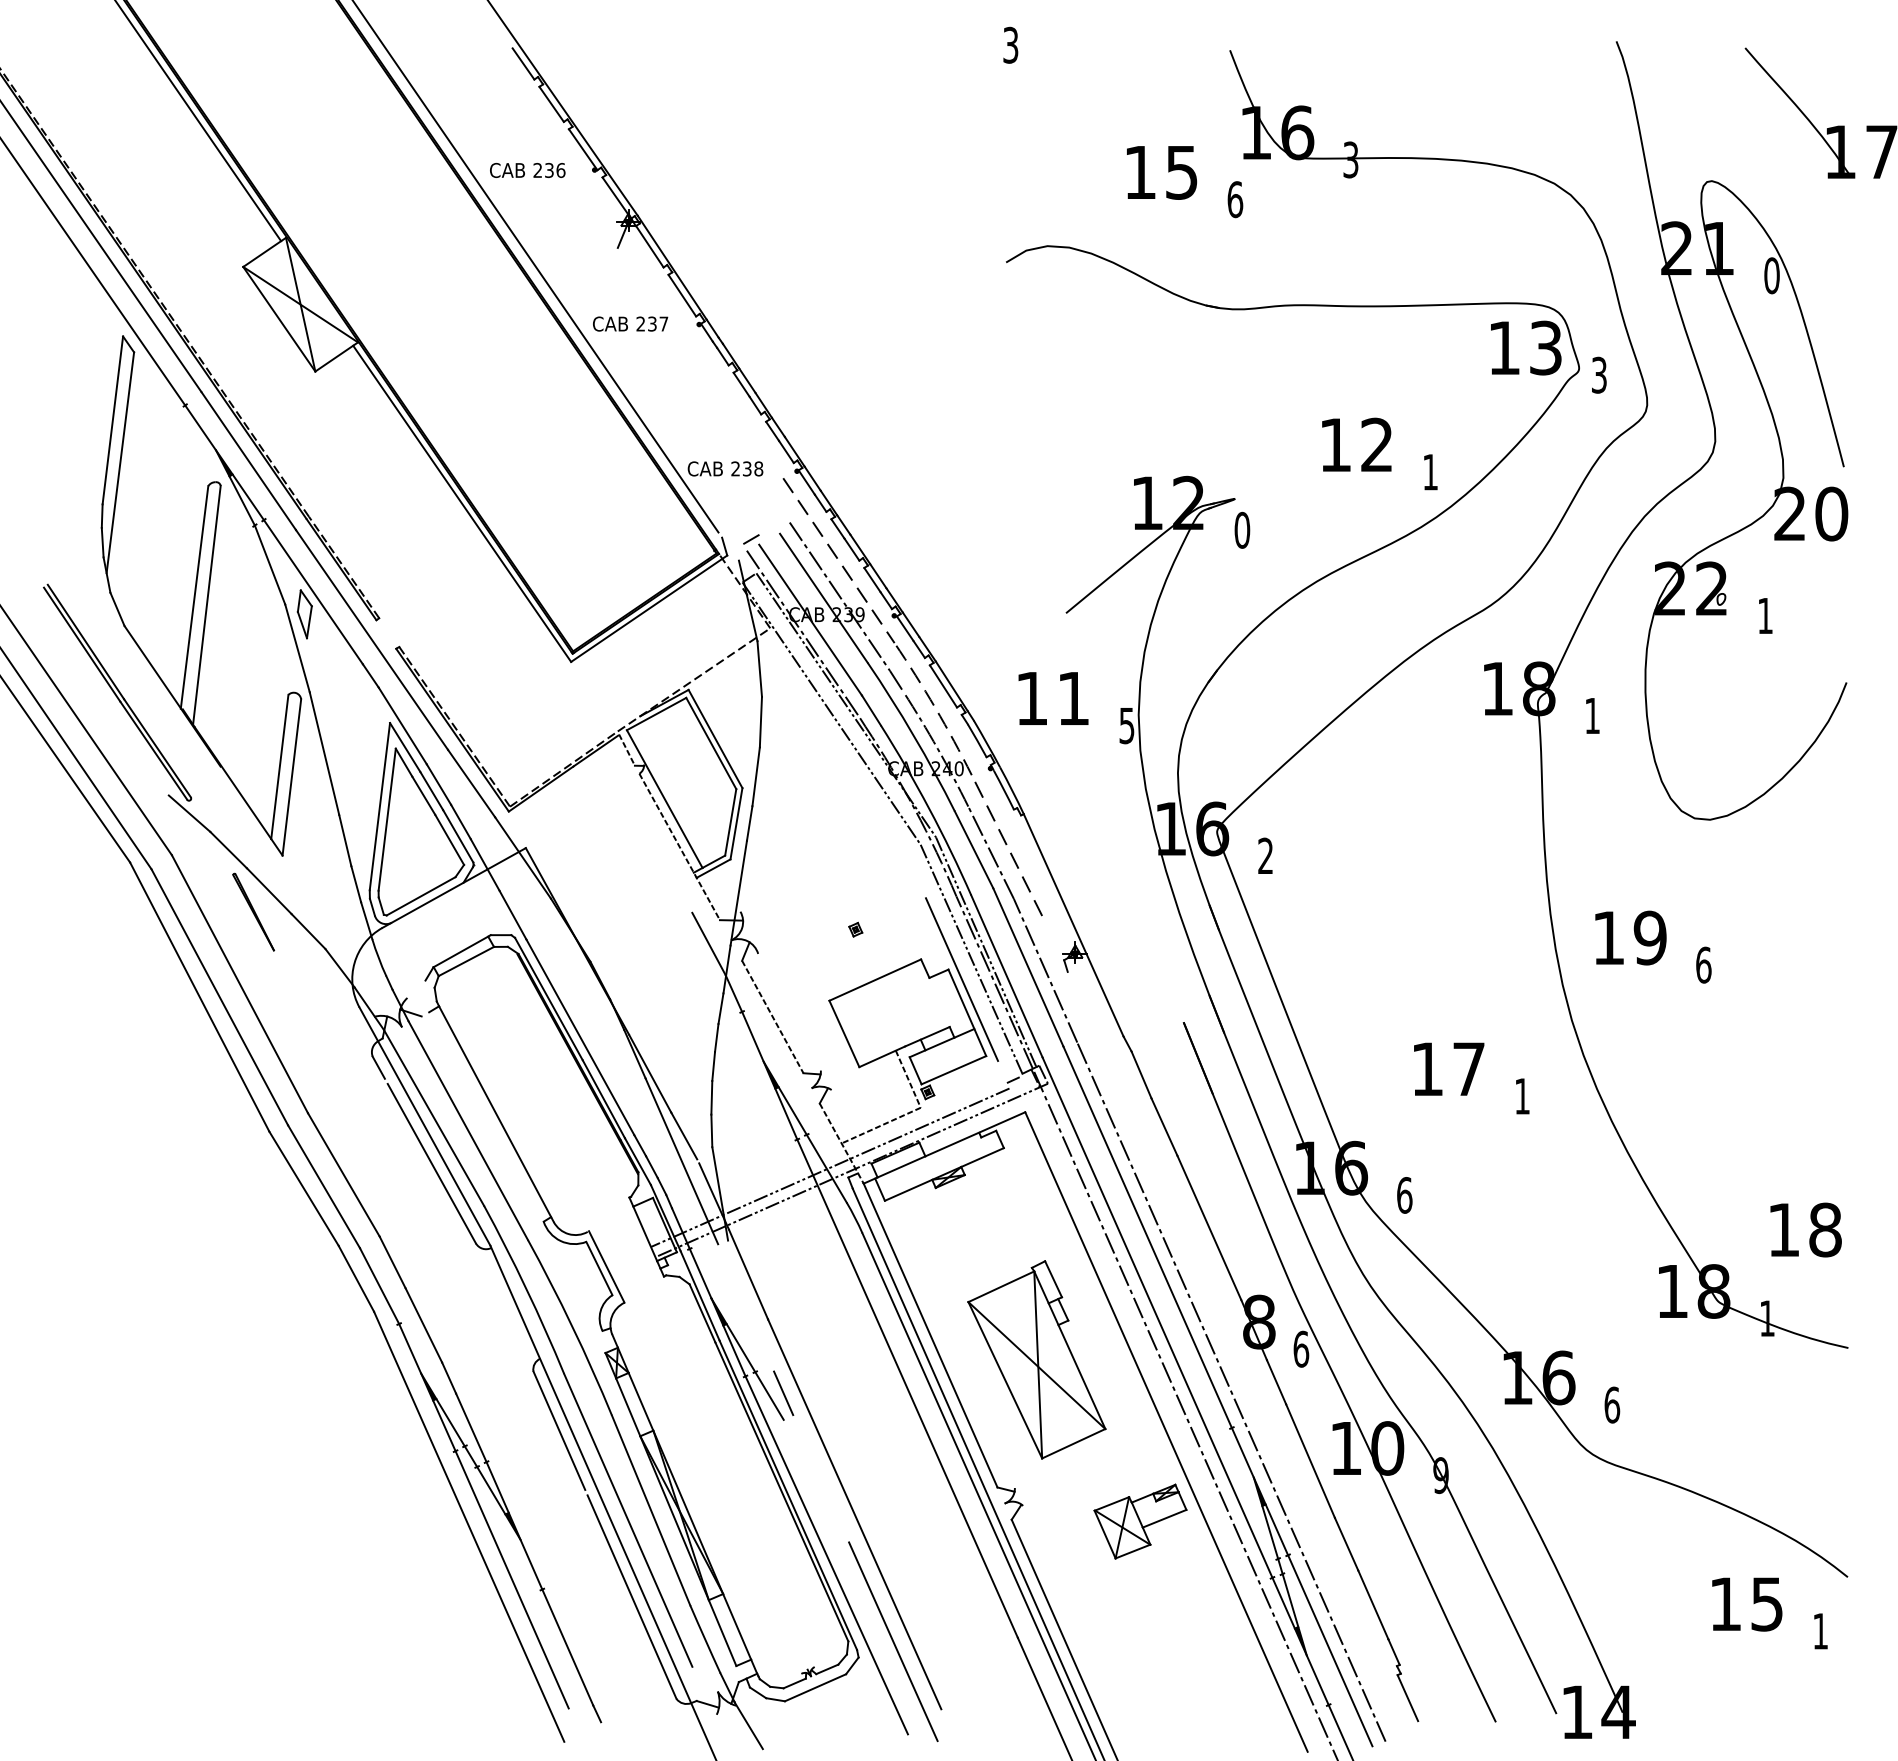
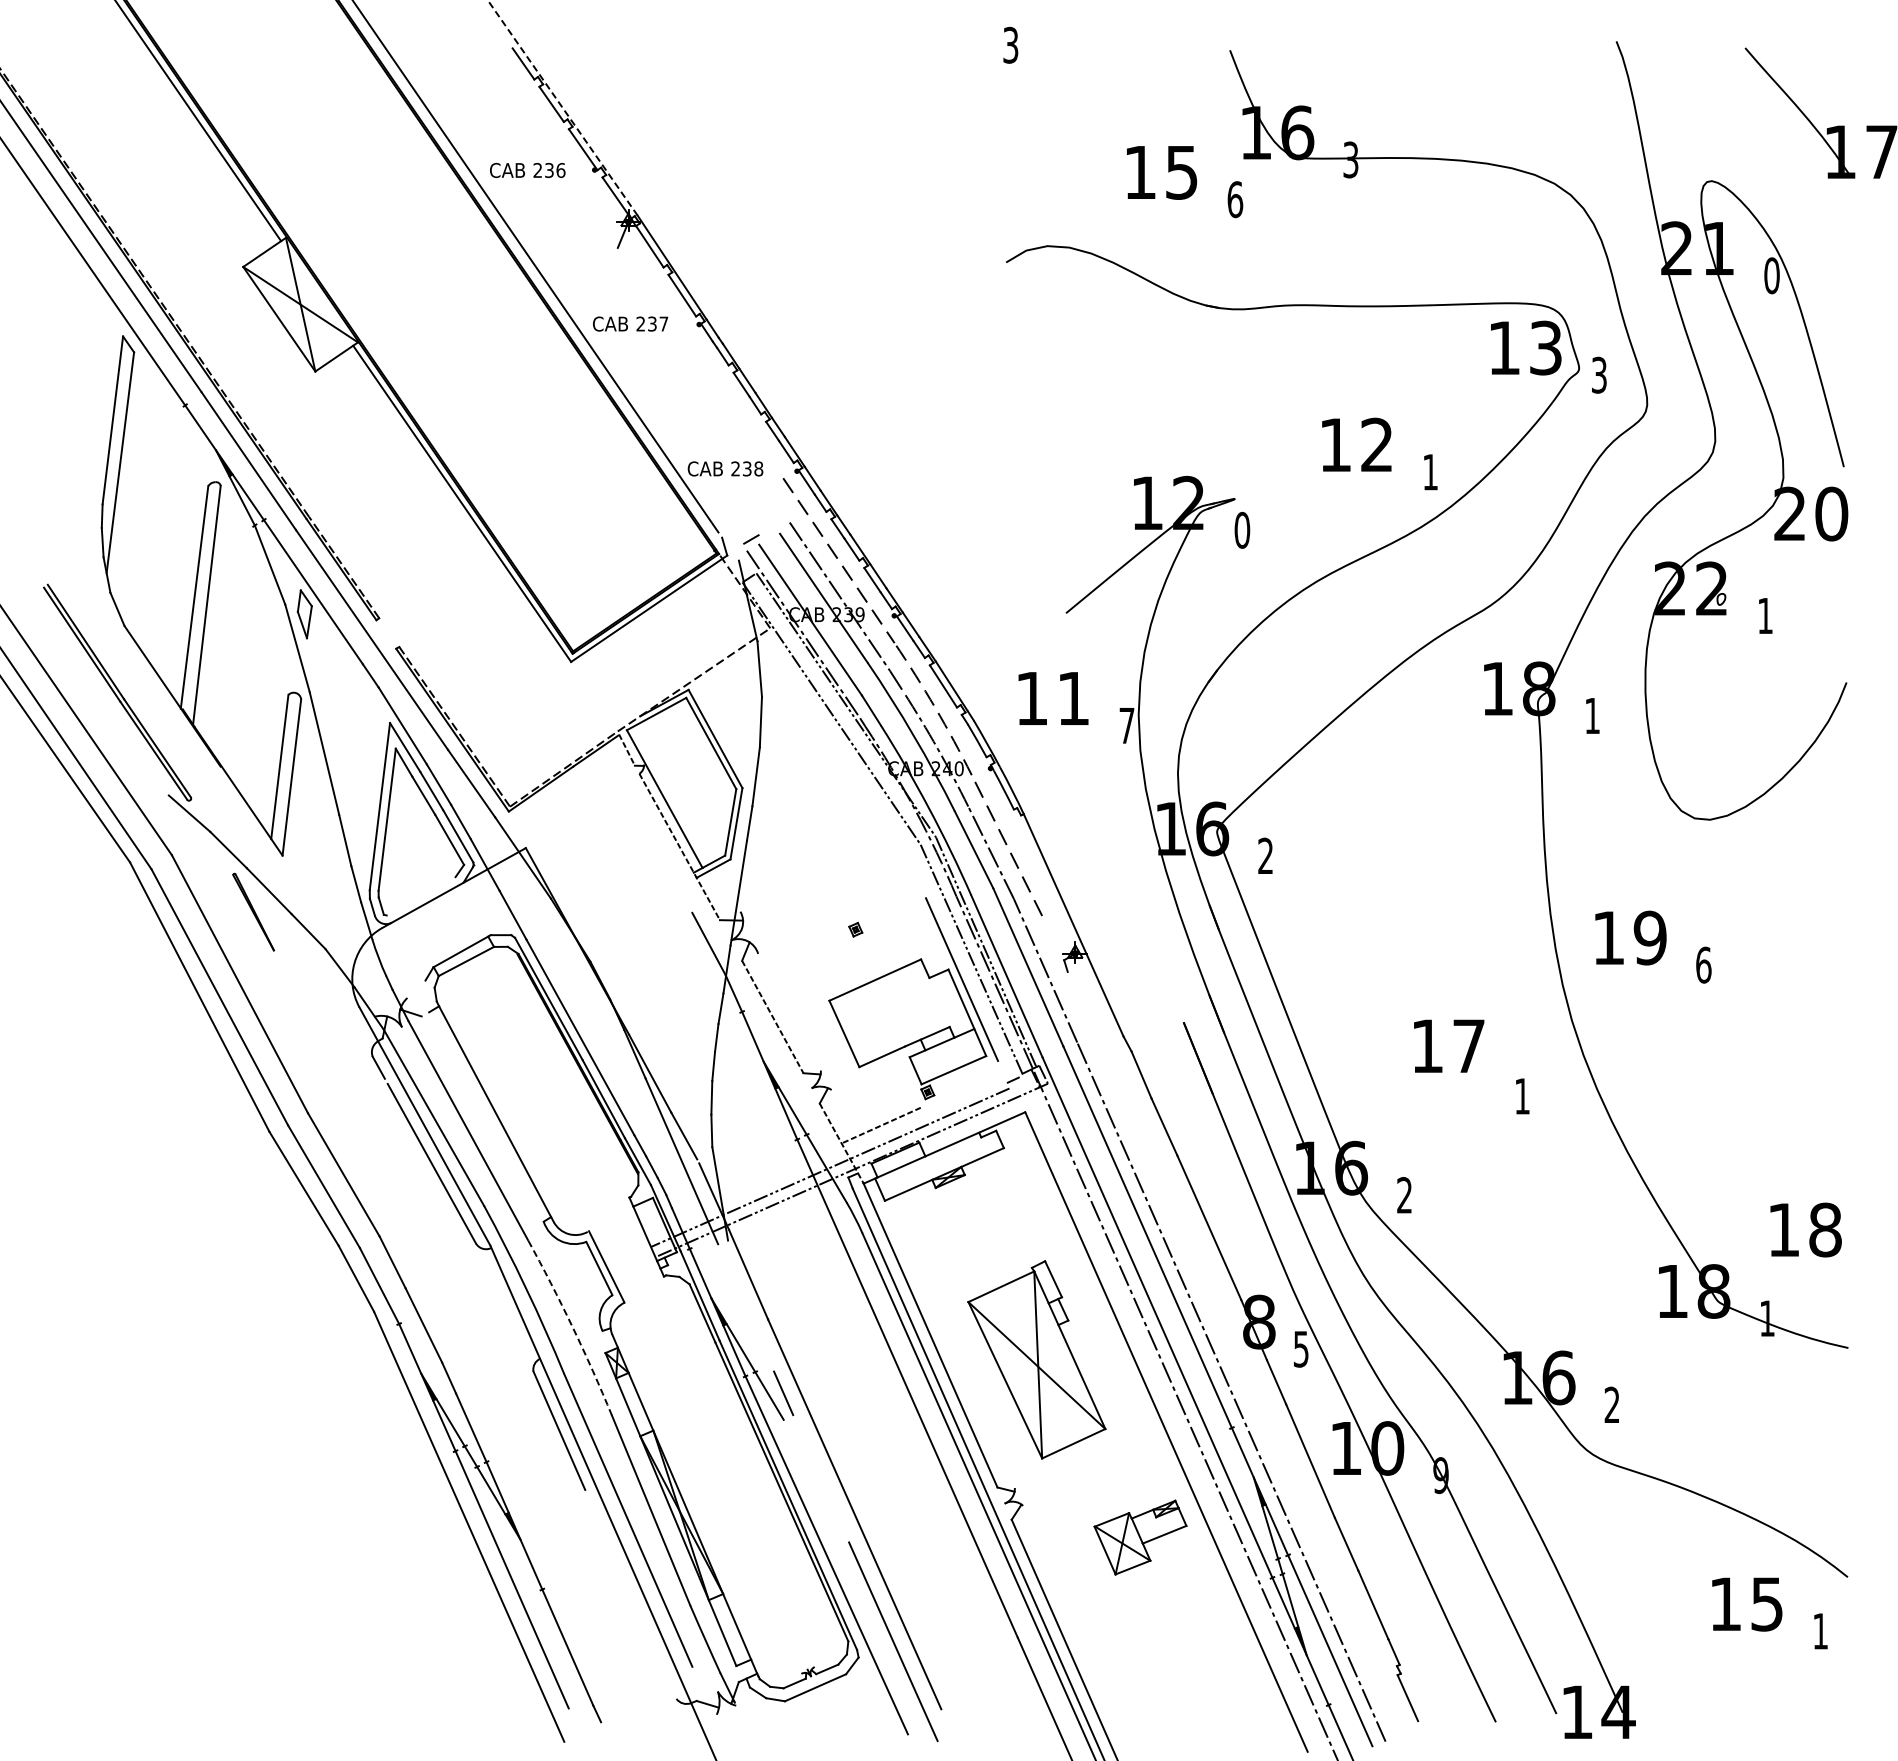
line: solid -> dashed (562, 107)
text: 5 -> 7 (1126, 726)
line: present -> none (420, 896)
text position: (1449, 1068) -> (1449, 1045) (1449, 1045)
line: present -> none (907, 1078)
text: 6 -> 2 (1404, 1195)
arc: solid -> dashed (572, 1326)
text: 6 -> 5 (1301, 1348)
text: 6 -> 2 (1612, 1404)
part position: (1140, 1521) -> (1140, 1537) (1140, 1537)
line: present -> none (631, 1596)
line: present -> none (748, 1725)
